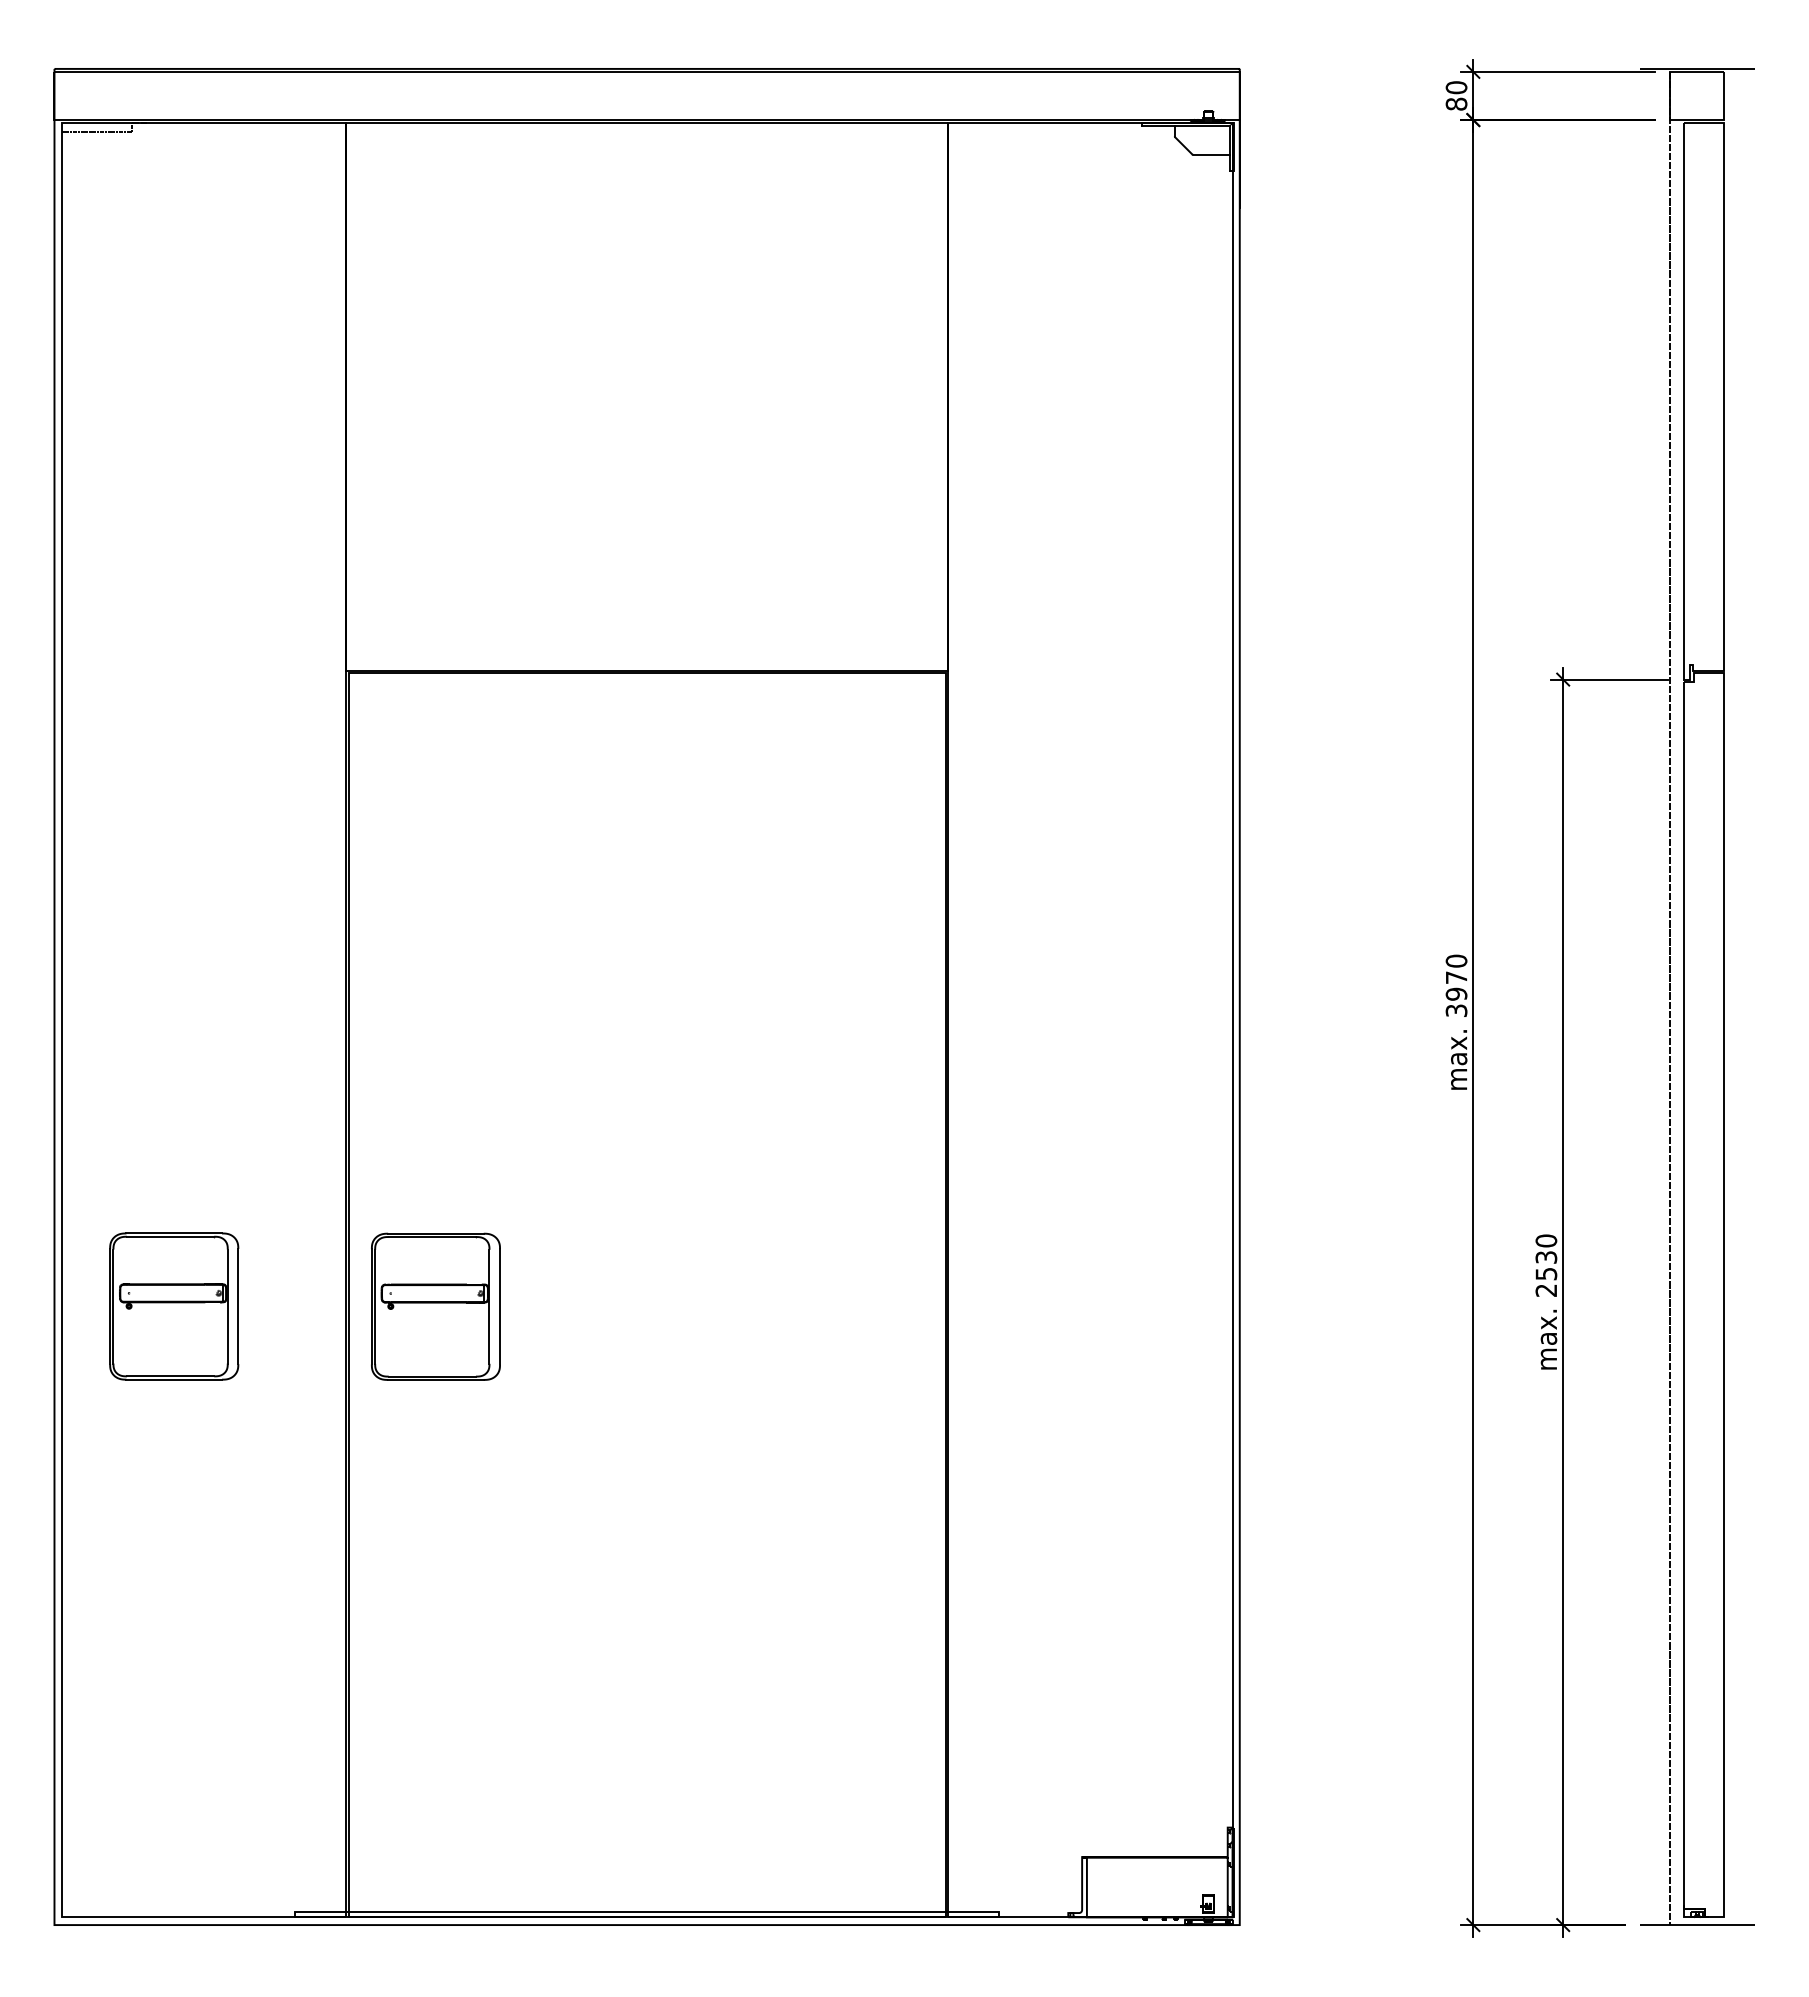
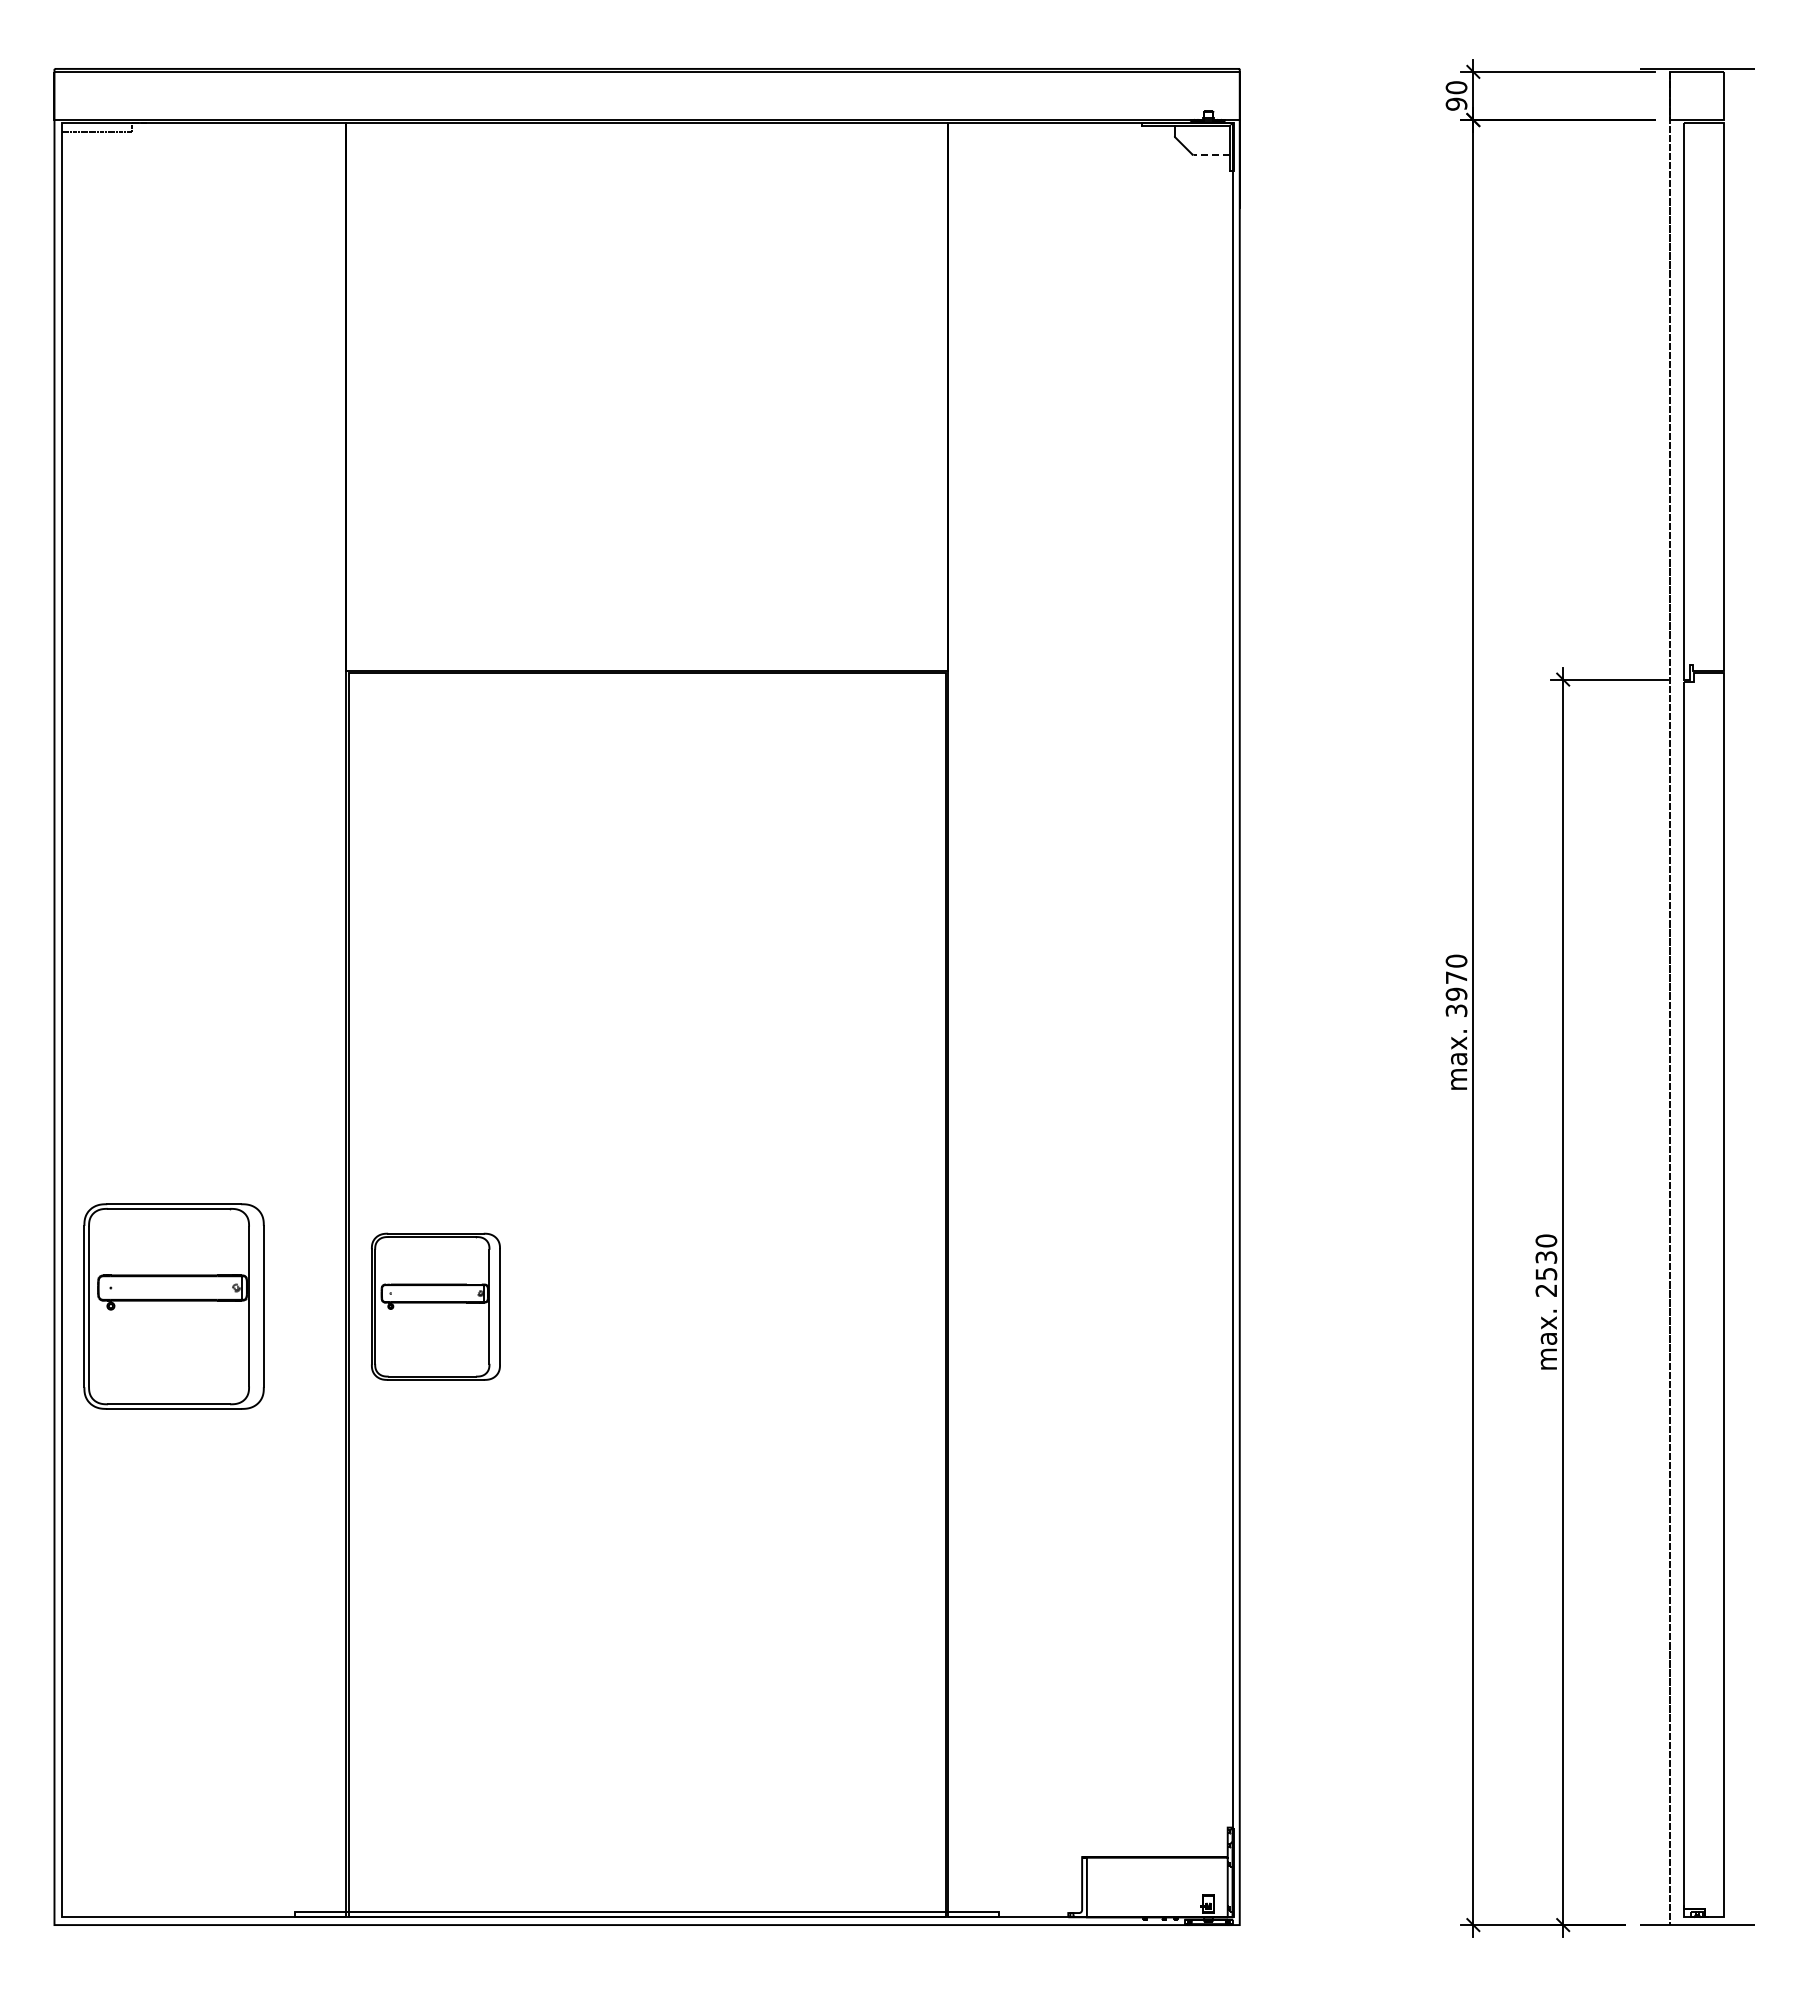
text: 80 -> 90 (1456, 103)
line: solid -> dashed (1211, 154)
part size: 131x149 px -> 182x207 px (173, 1306)
